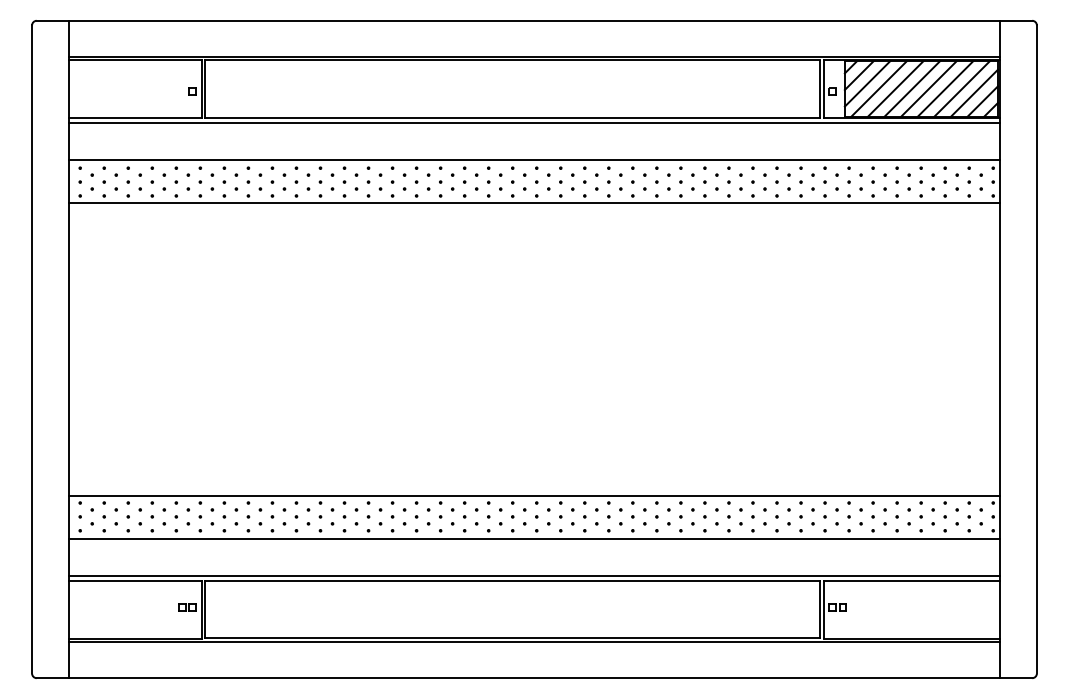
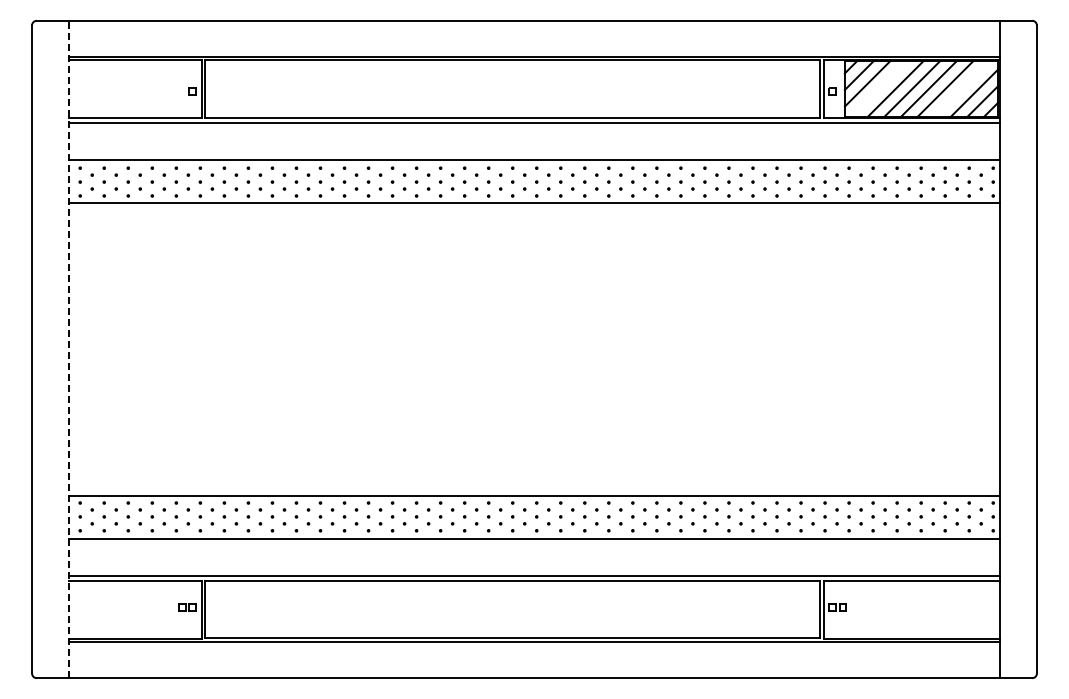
line: present -> none (878, 88)
line: present -> none (961, 88)
line: solid -> dashed (68, 349)
